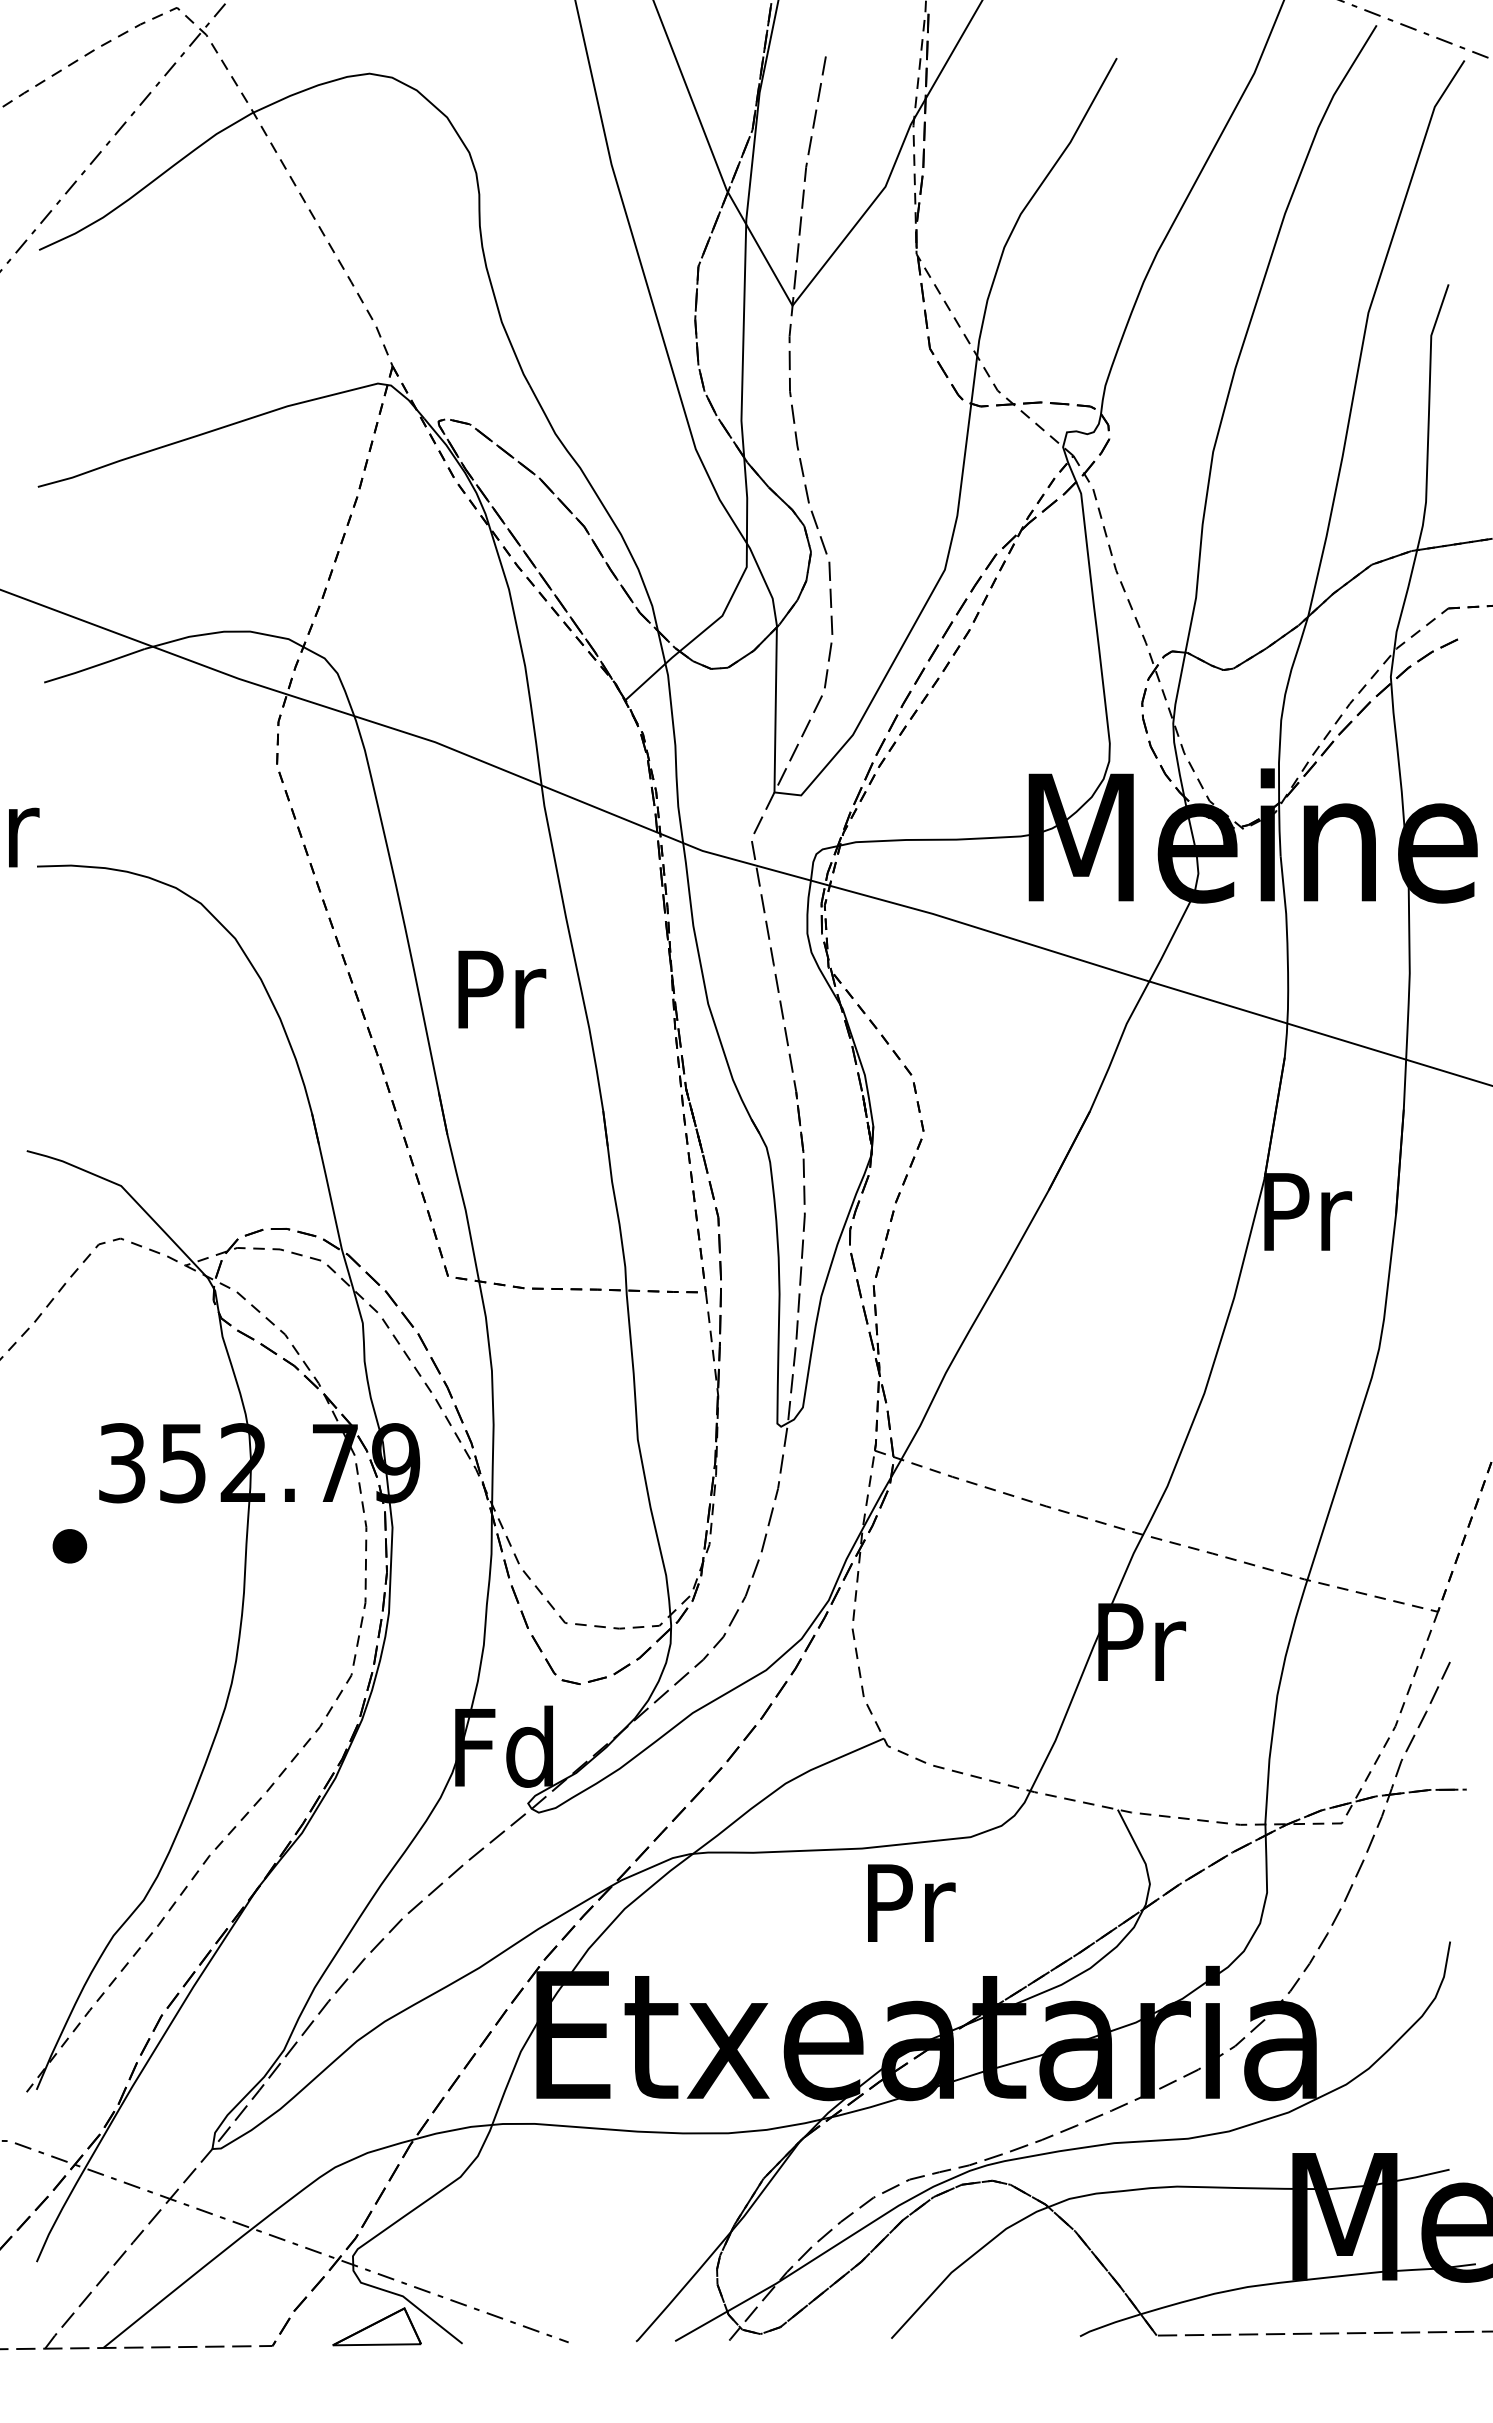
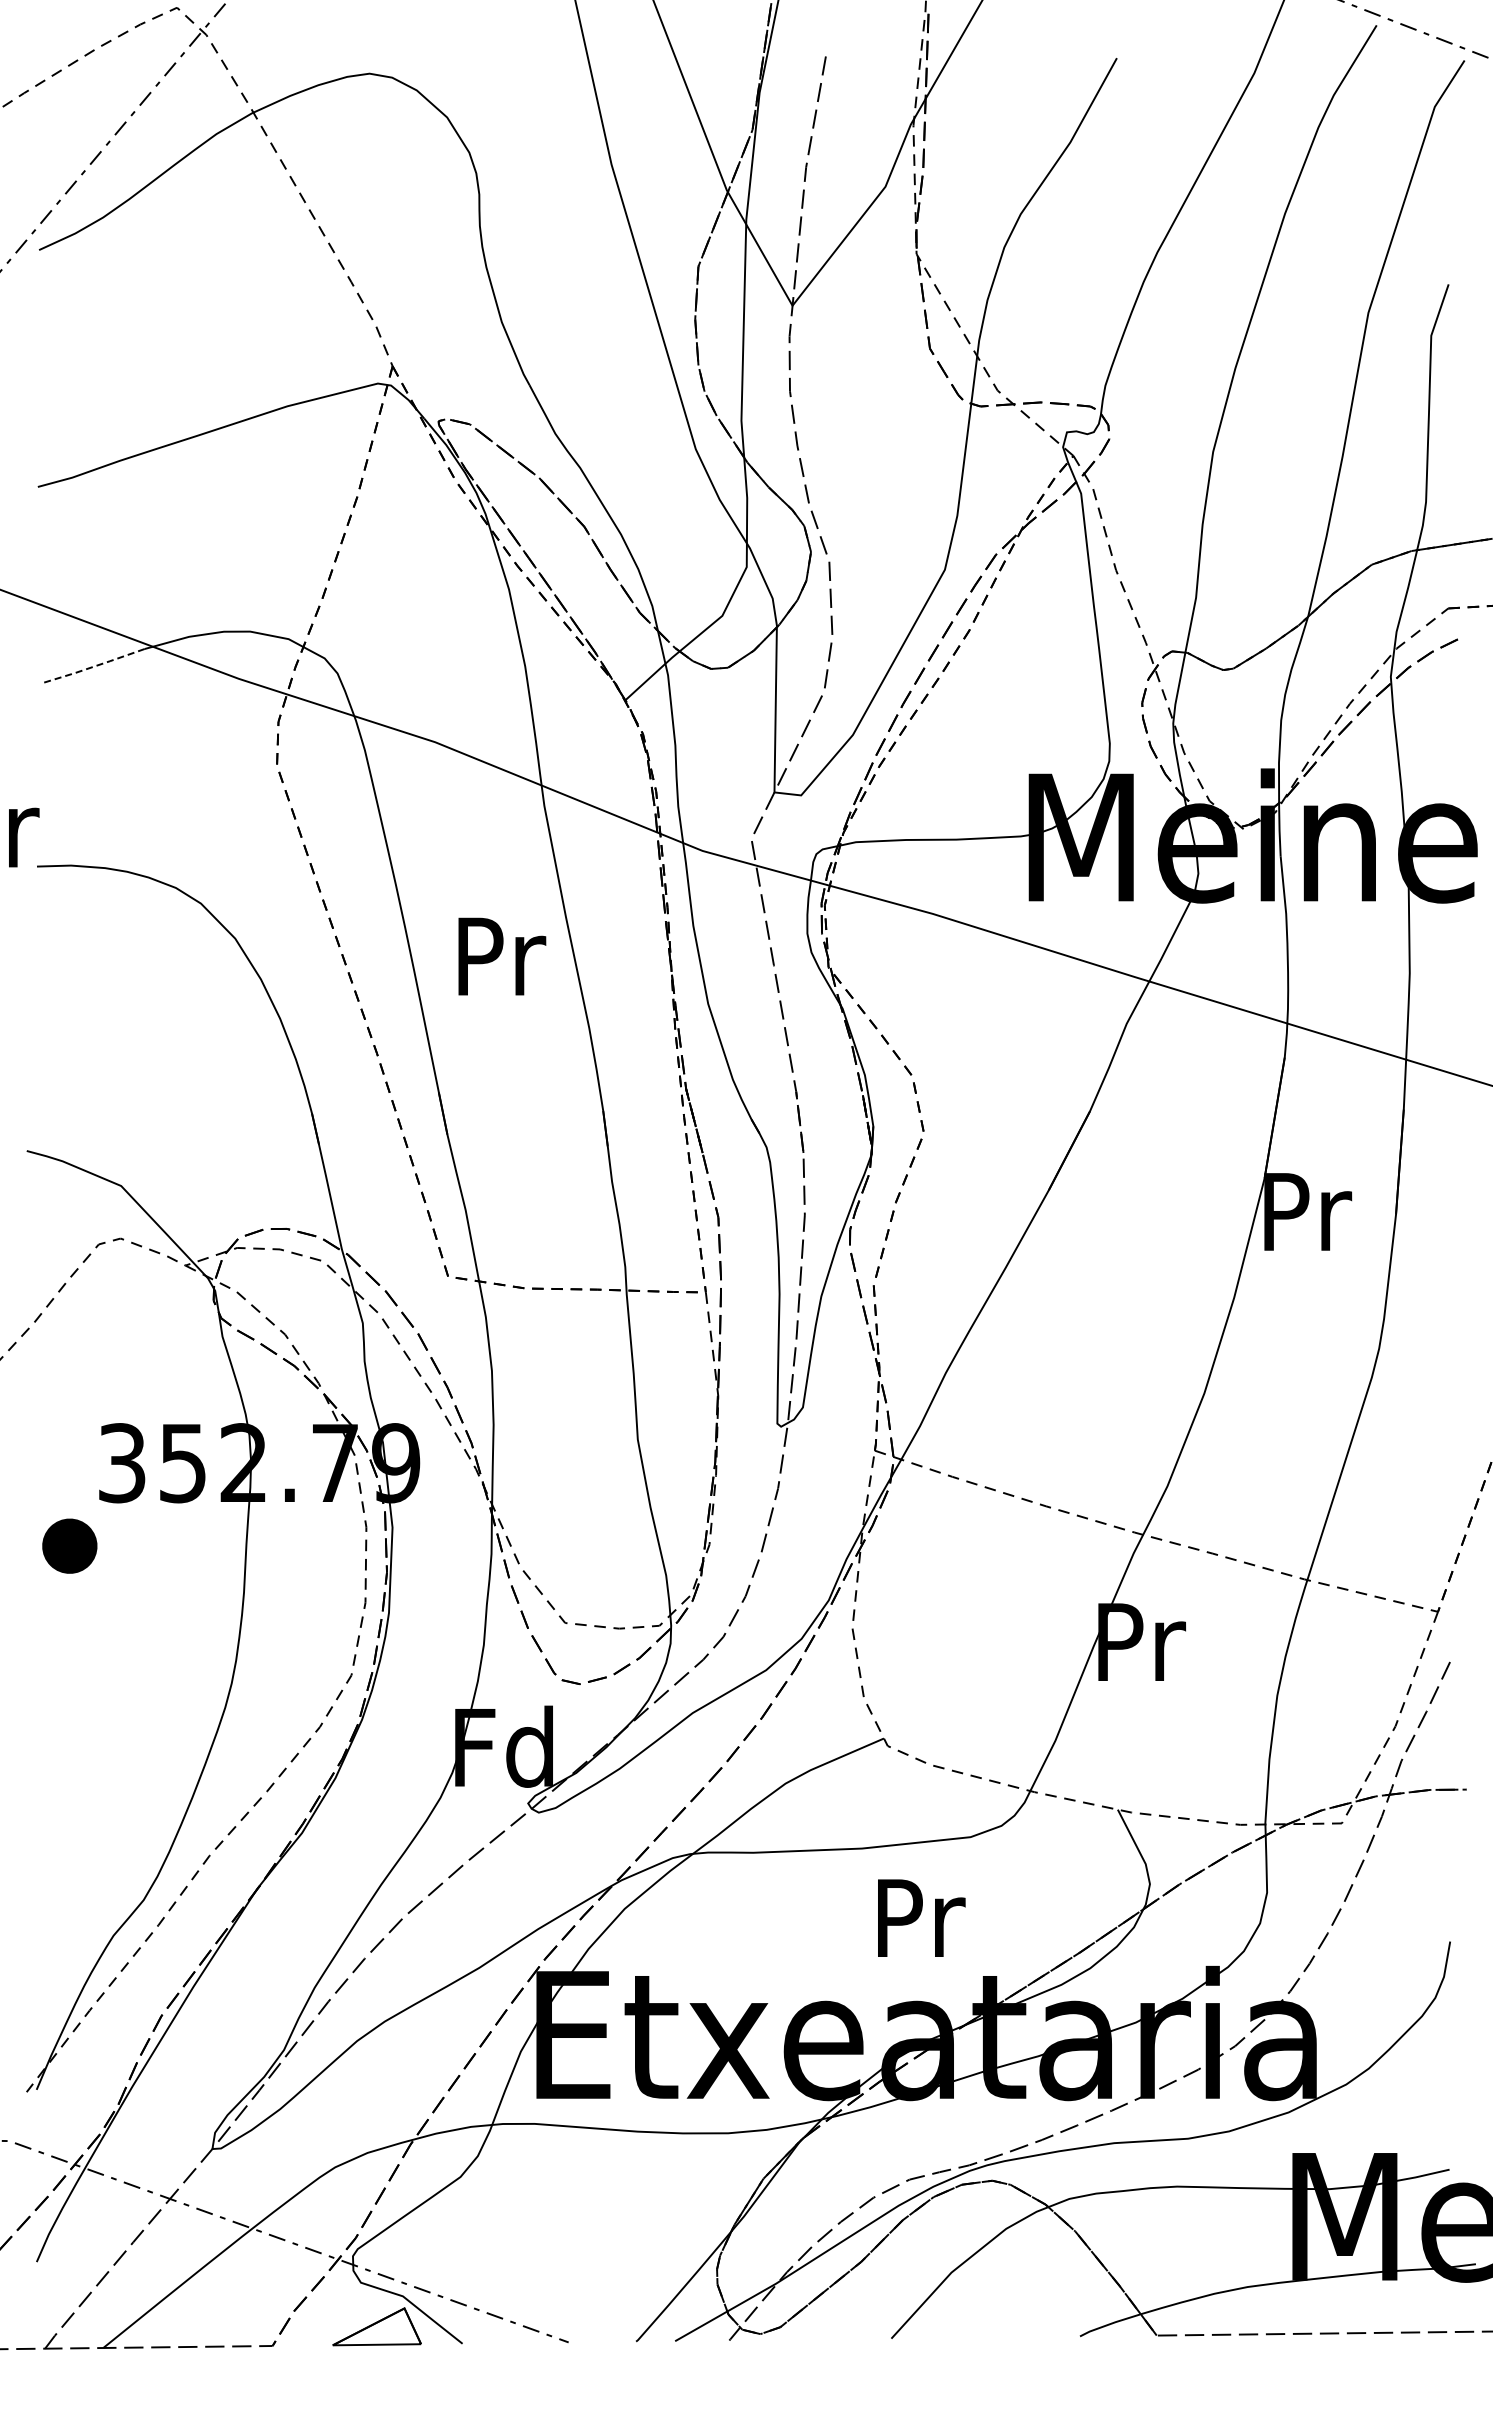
line: solid -> dashed (94, 666)
text position: (502, 989) -> (502, 956) (502, 956)
part size: 36x35 px -> 56x56 px (69, 1545)
text position: (911, 1902) -> (921, 1917) (921, 1917)
